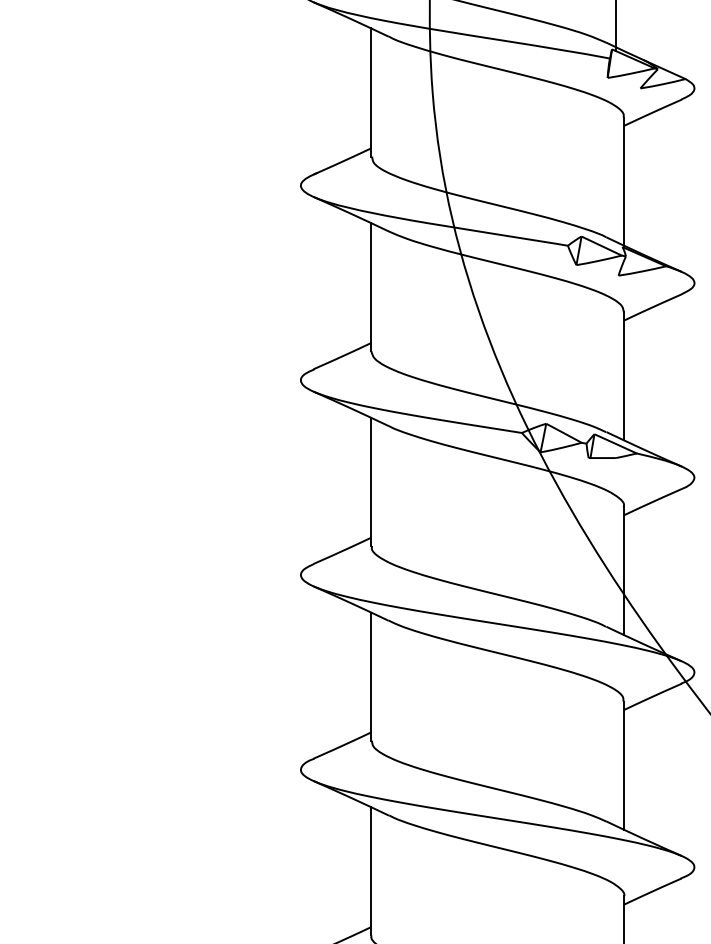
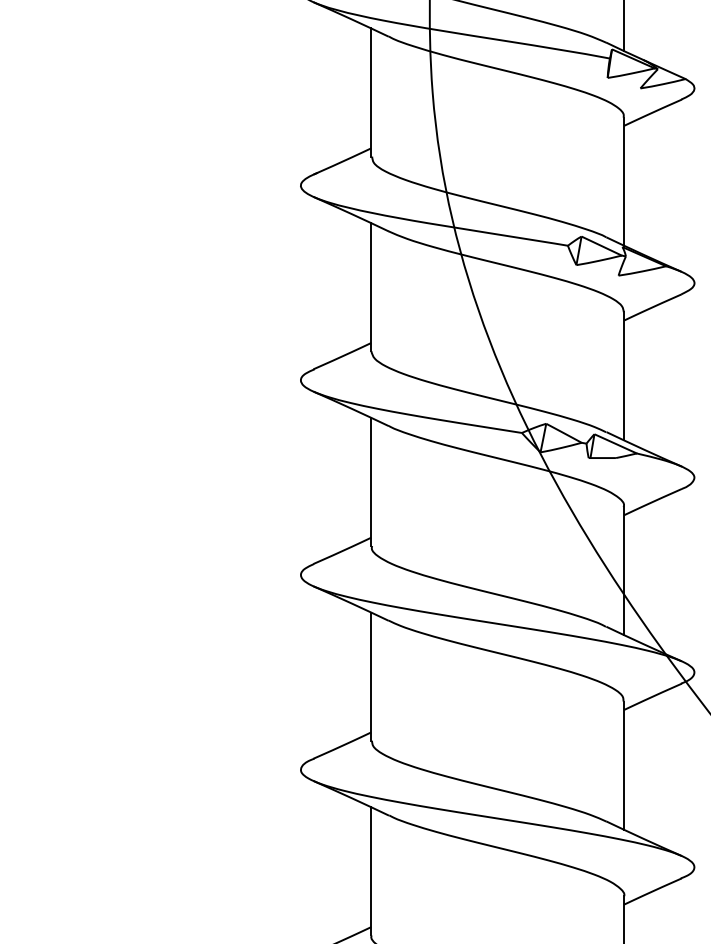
line position: (616, 26) -> (624, 26) (624, 26)
